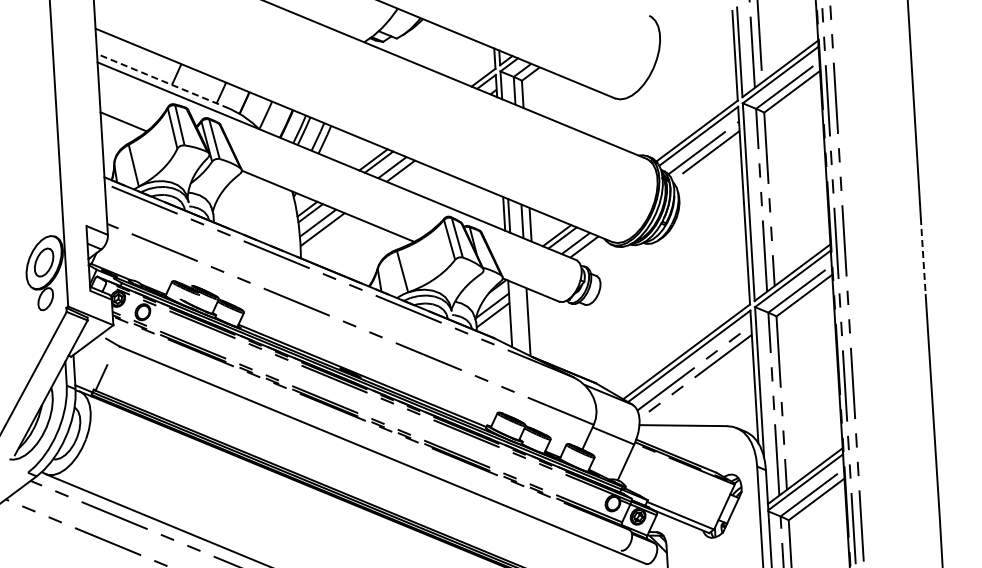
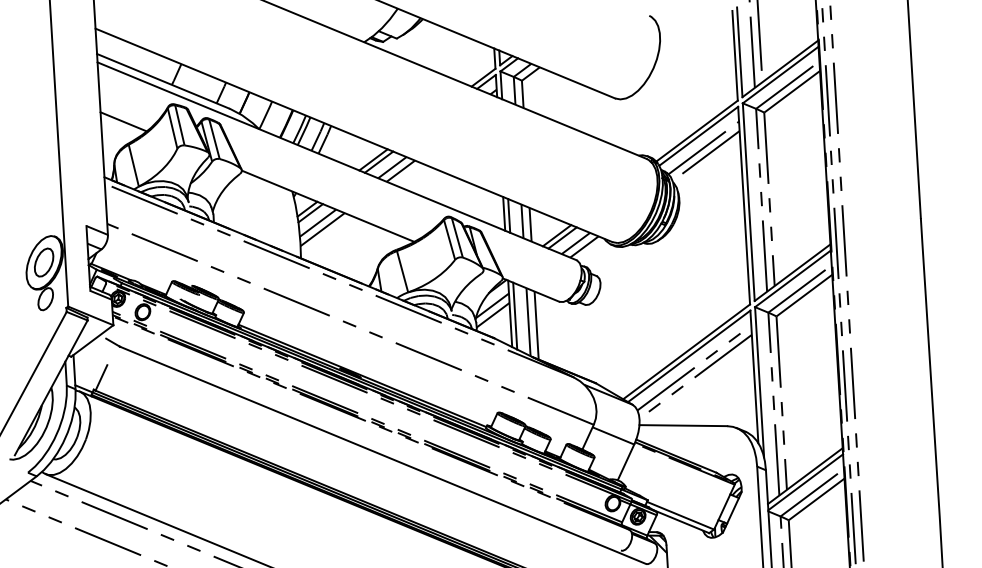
line: dashed -> solid (162, 81)
line: dashed -> solid (923, 255)
line: none -> present (515, 315)
line: none -> present (536, 325)
